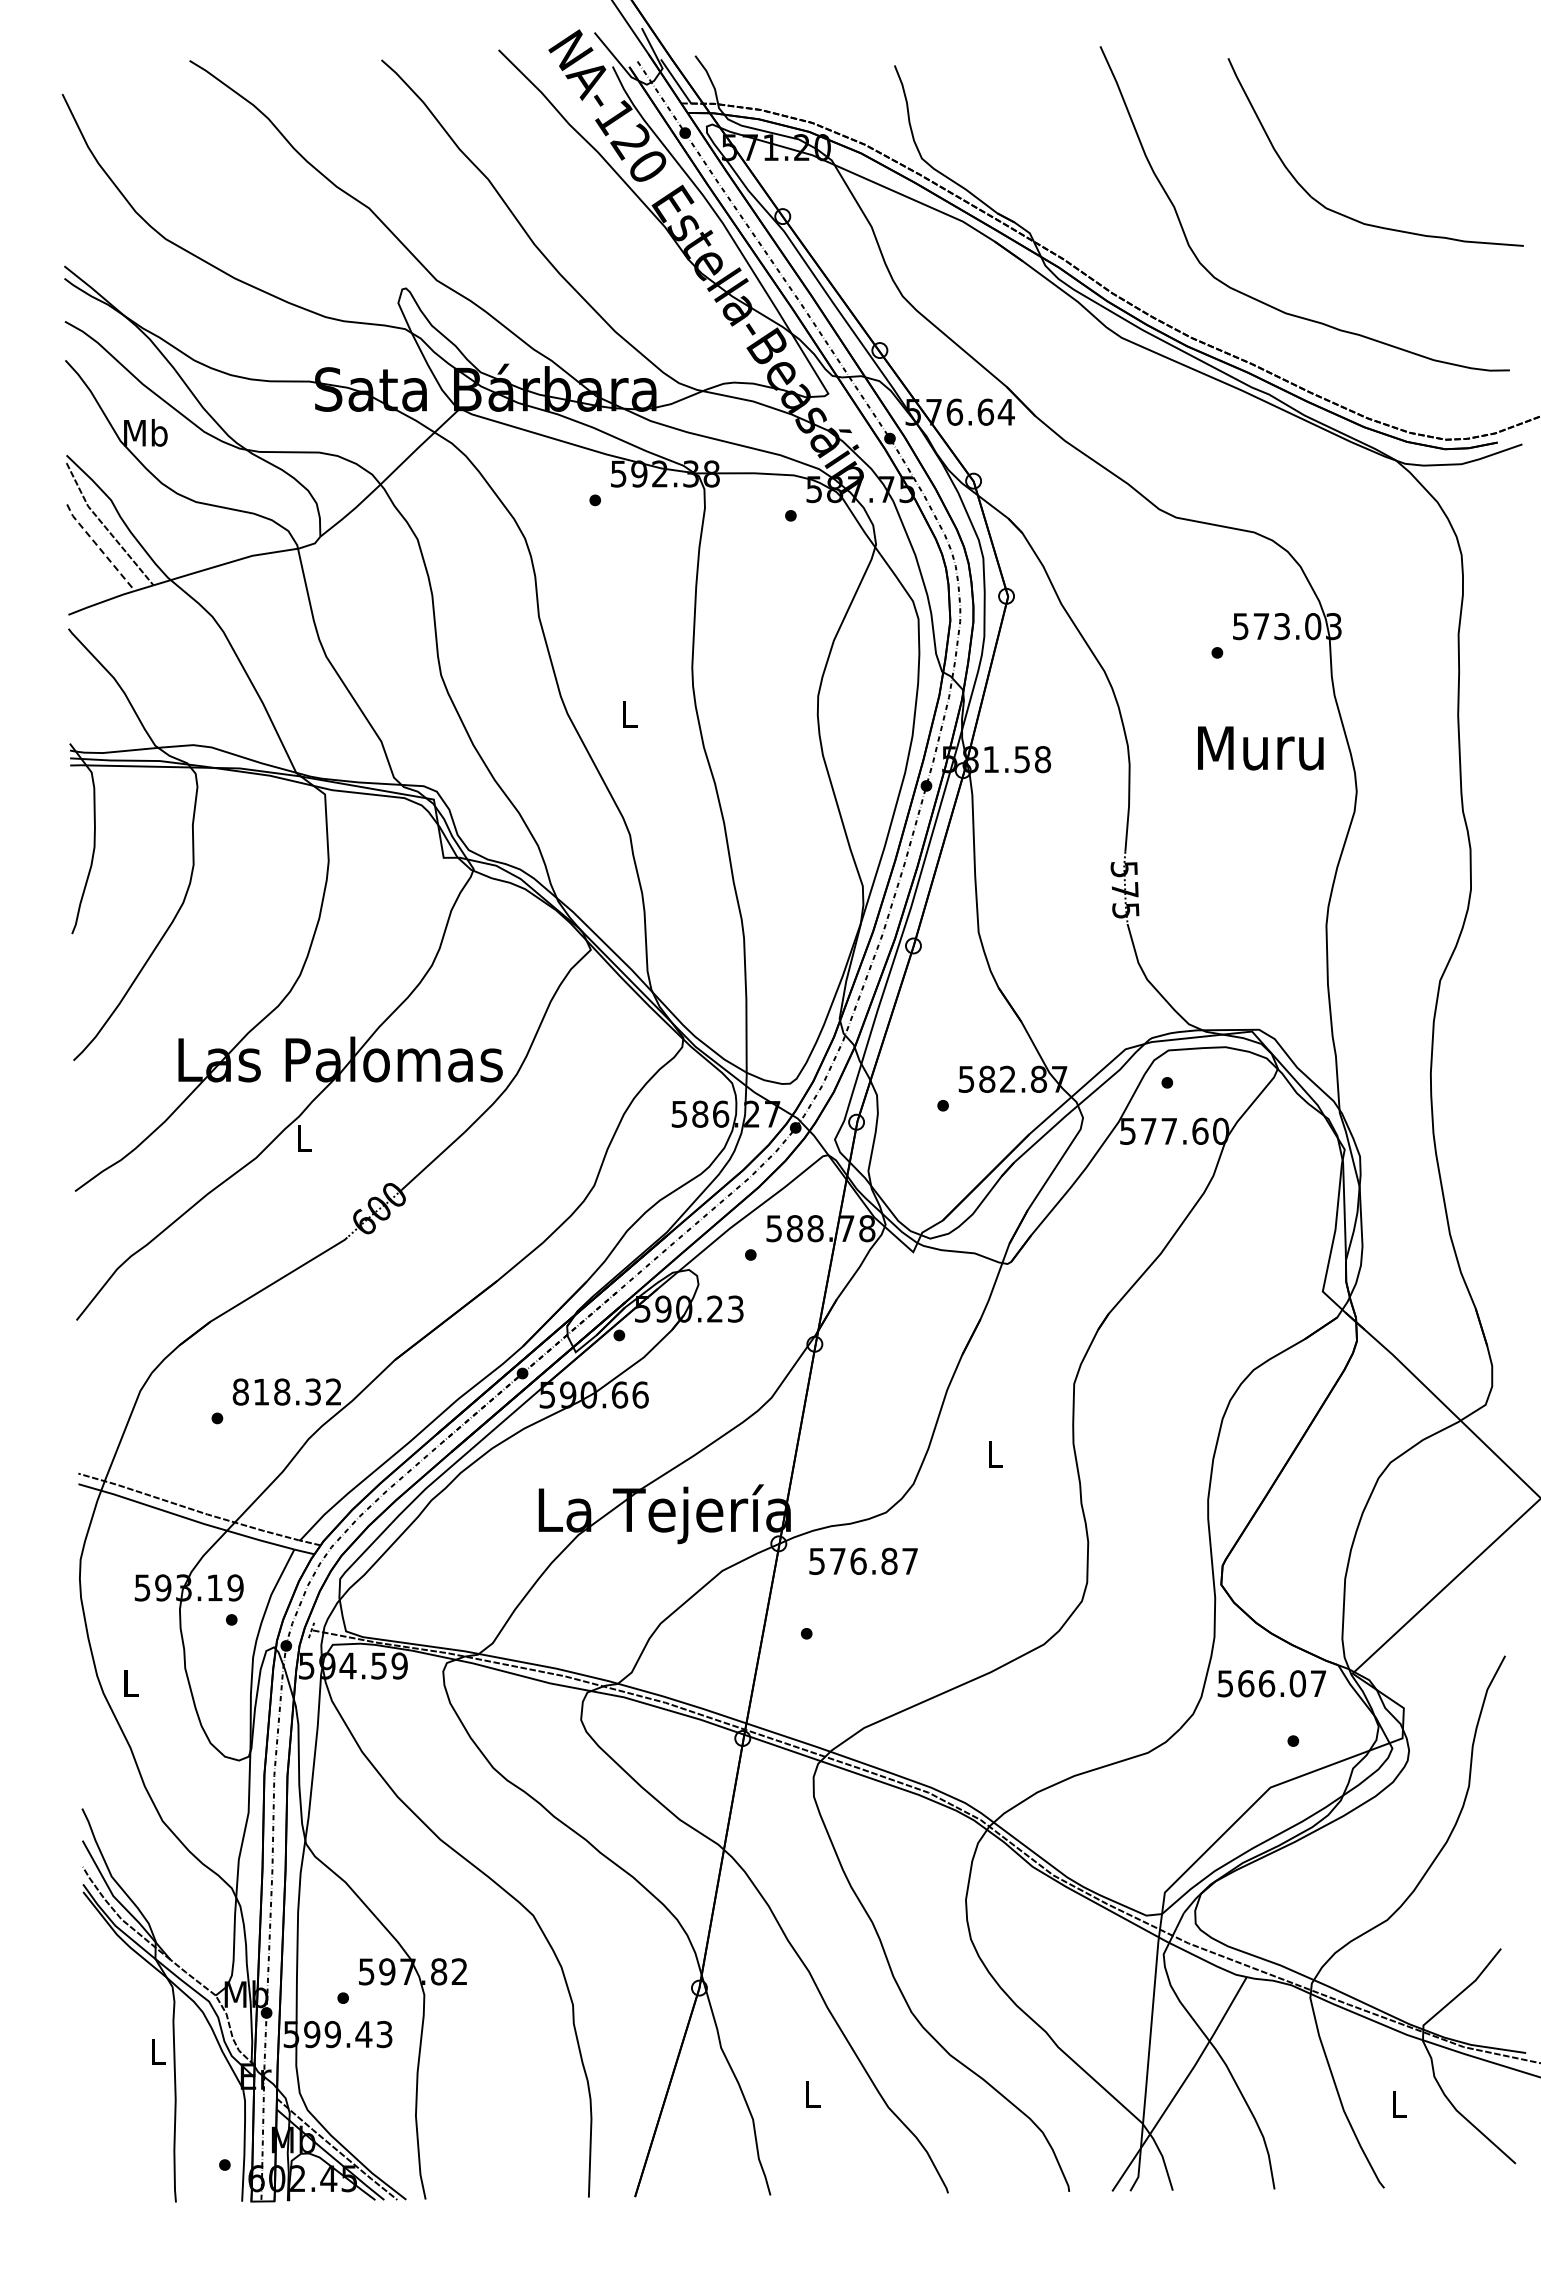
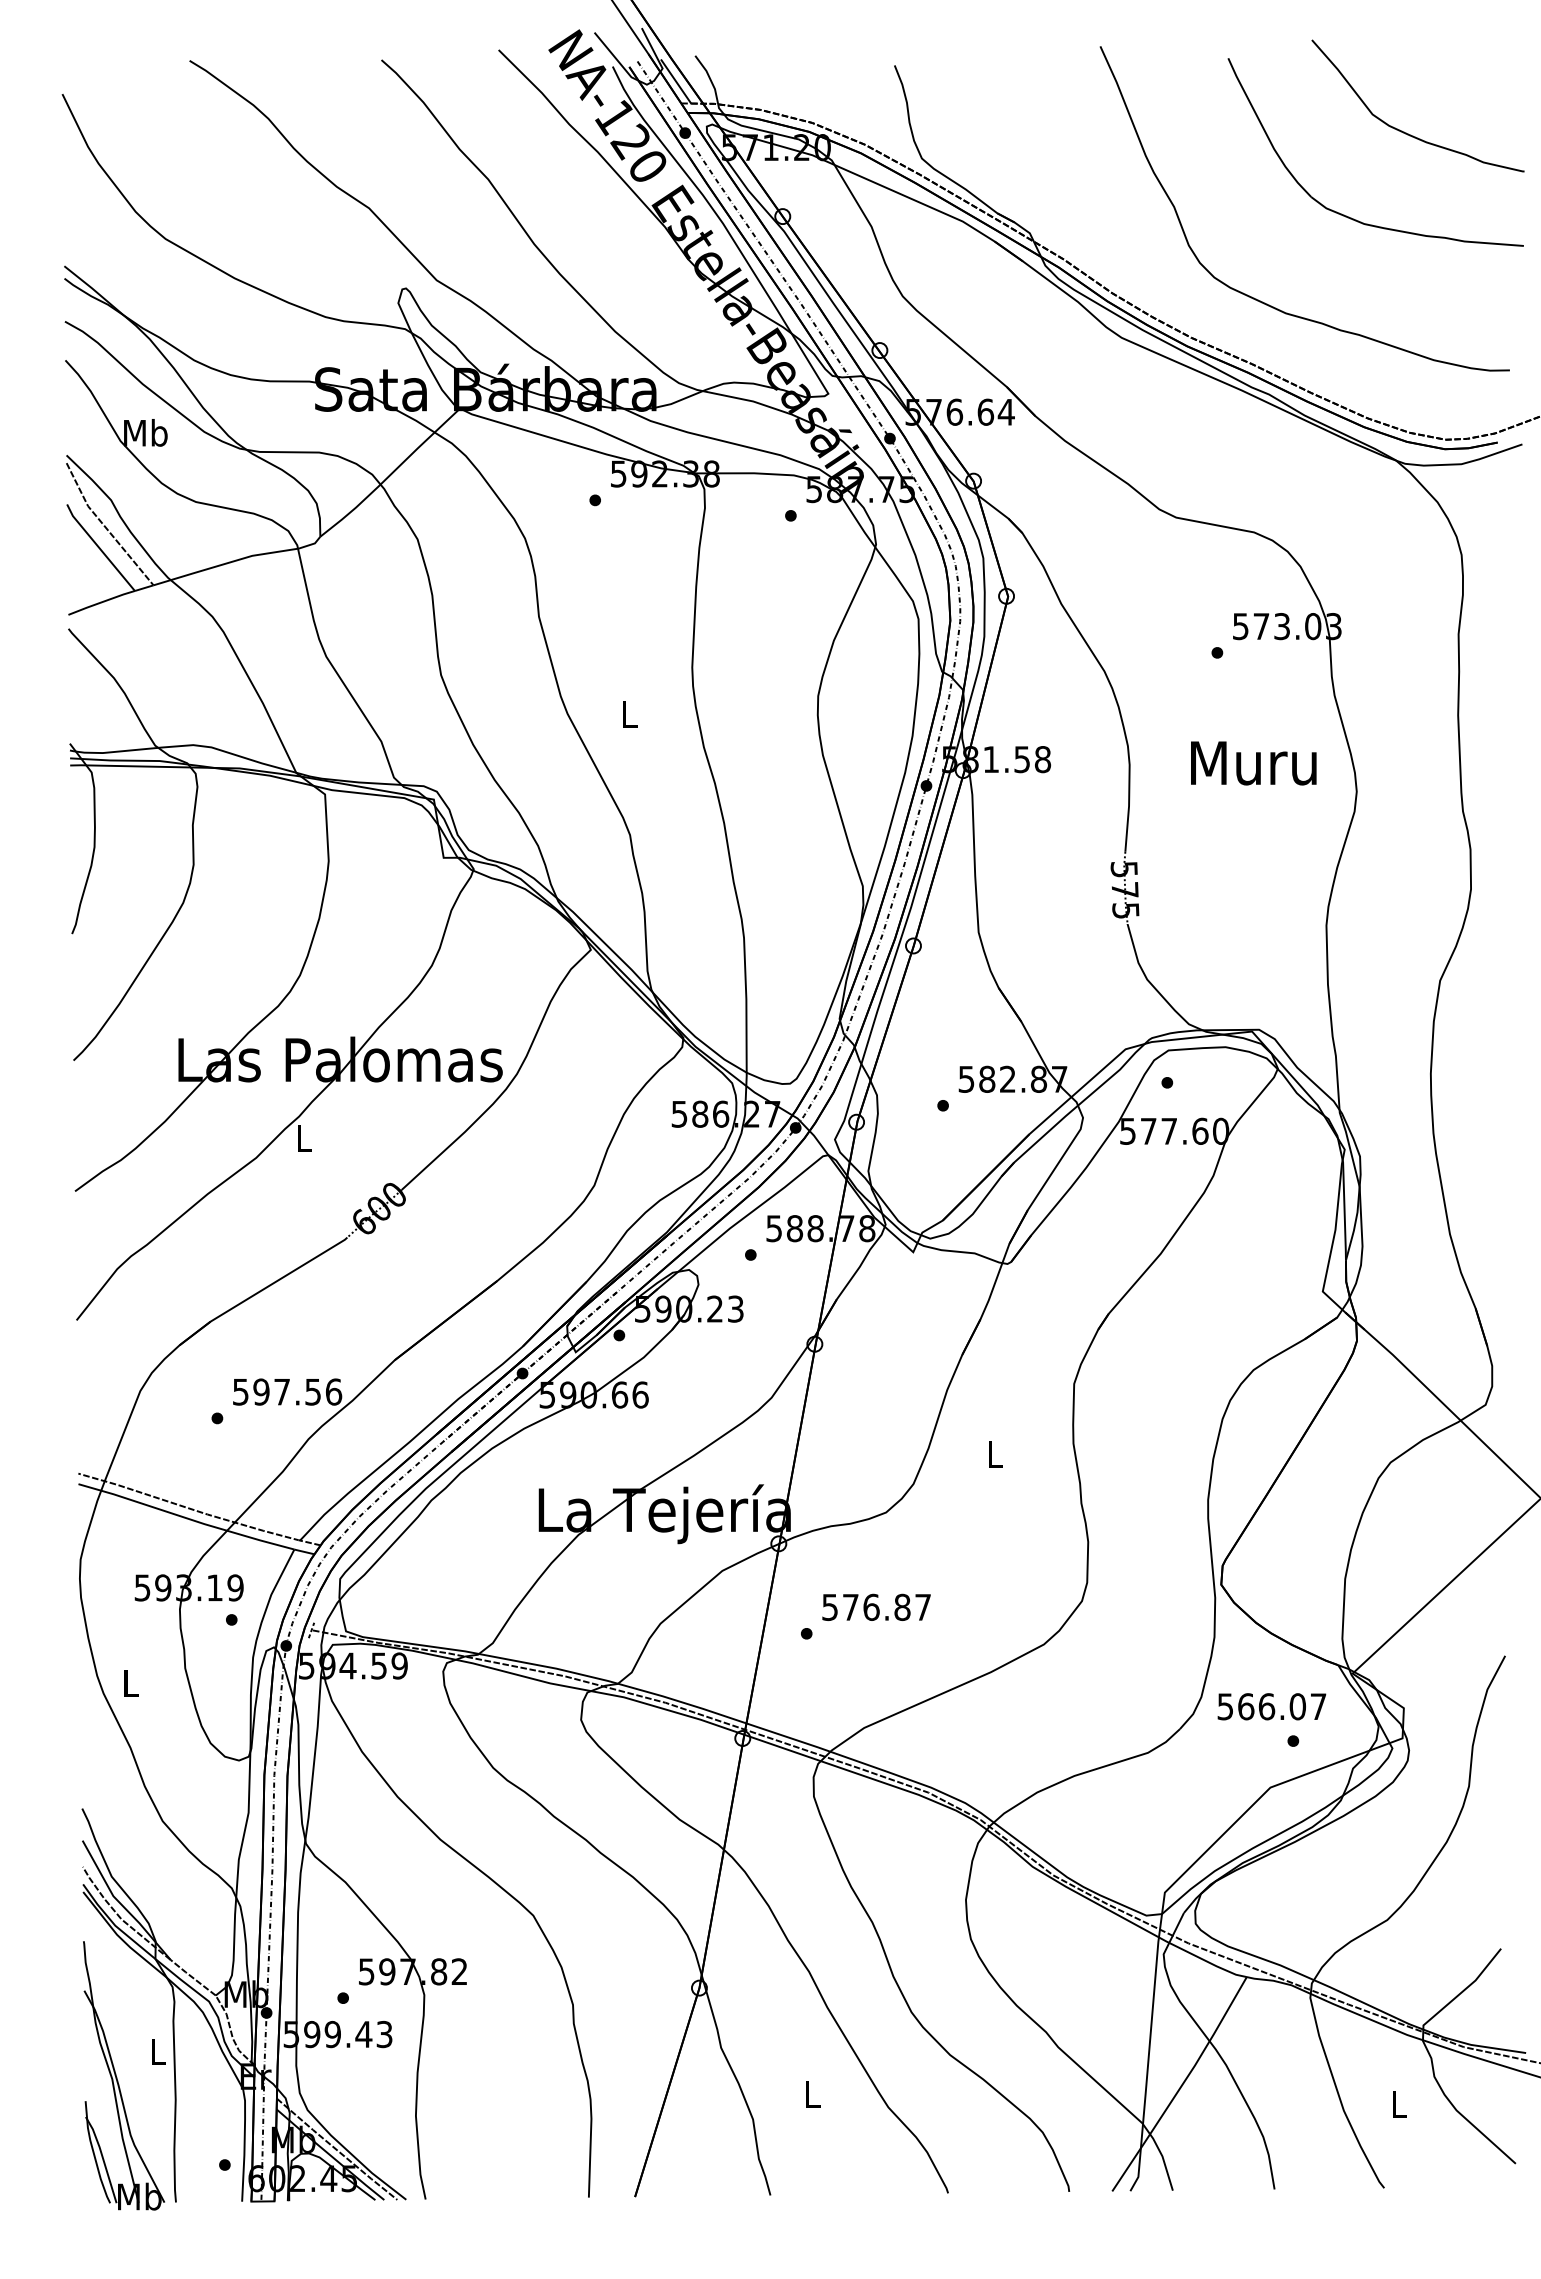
curve: none -> present (1404, 131)
line: dashed -> solid (99, 548)
text position: (1260, 748) -> (1253, 763) (1253, 763)
text: 818.32 -> 597.56 (287, 1391)
text position: (863, 1560) -> (876, 1606) (876, 1606)
text position: (1271, 1683) -> (1271, 1706) (1271, 1706)
part: none -> present (117, 2077)
